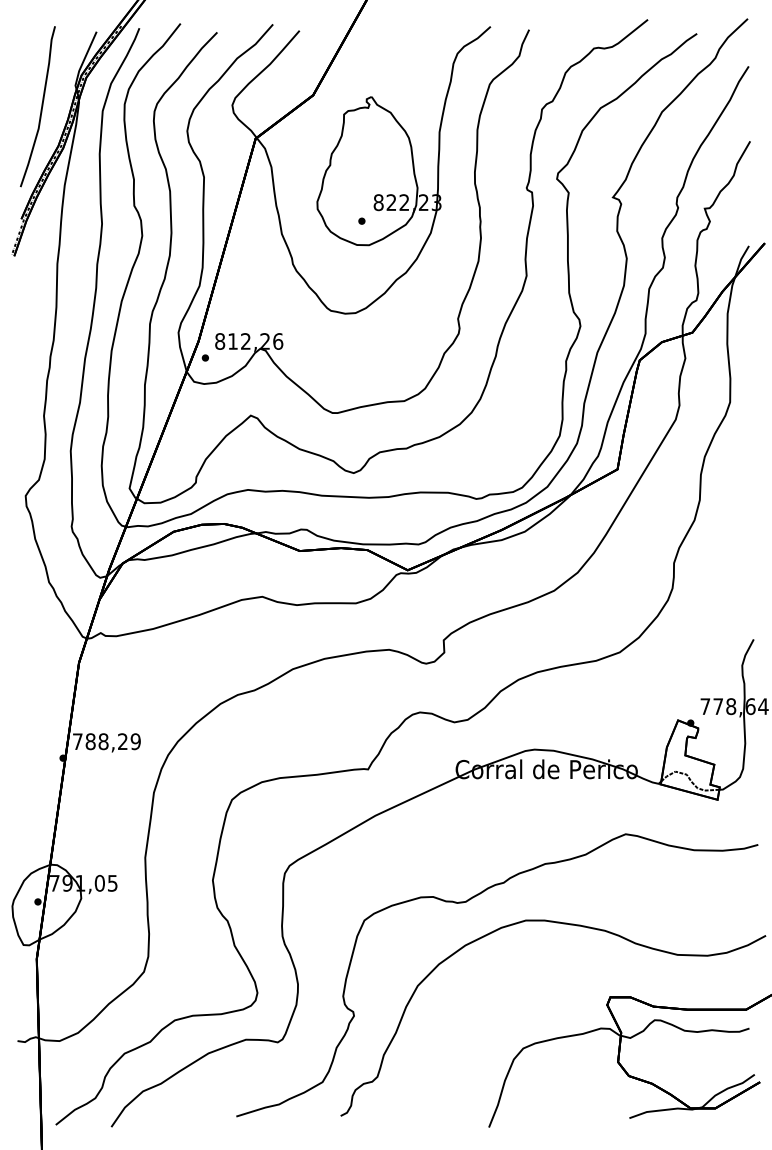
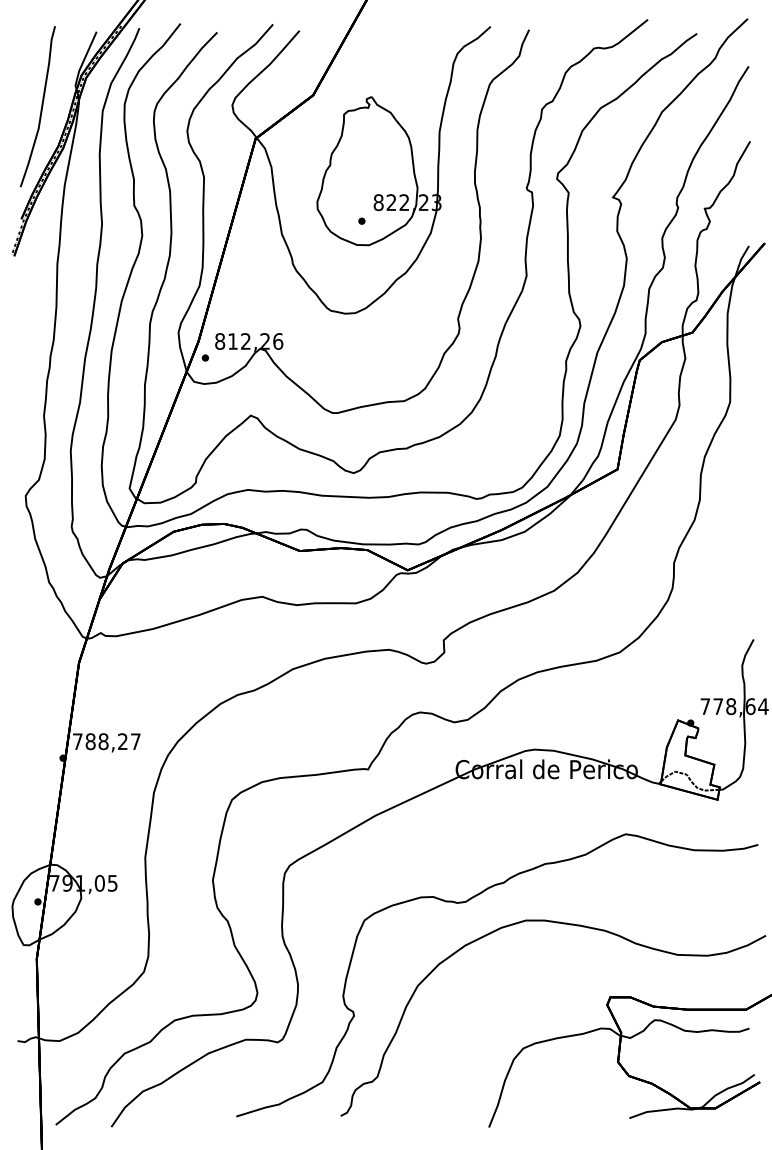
text: 788,29 -> 788,27 (135, 741)
